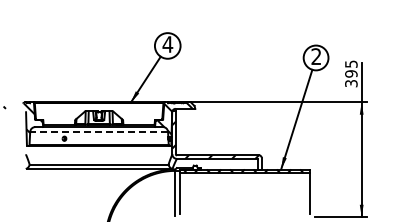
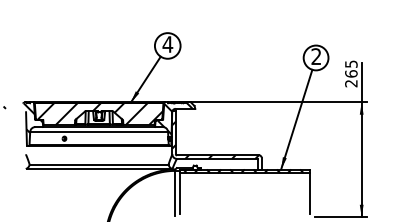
text: 395 -> 265 (351, 78)
hatch: none -> present (99, 113)
line: dashed -> solid (99, 131)
